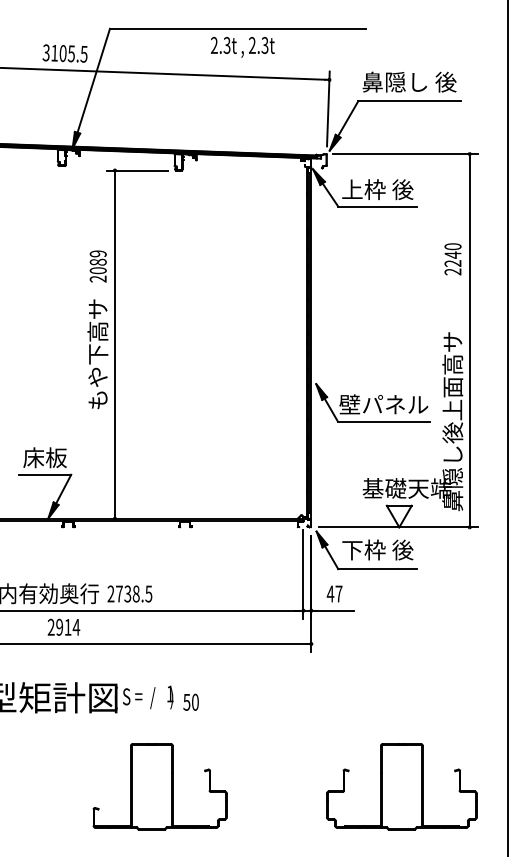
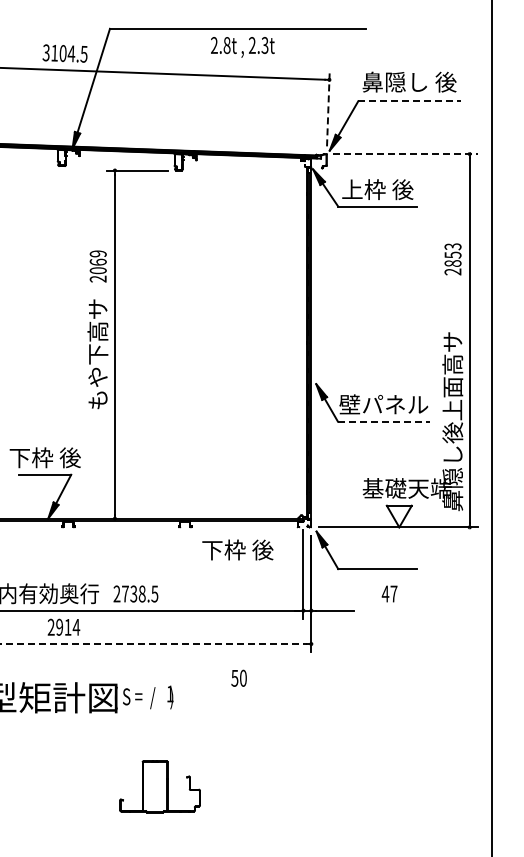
text: 2.3t -> 2.8t (226, 45)
text: 3105.5 -> 3104.5 (71, 53)
line: solid -> dashed (409, 101)
line: solid -> dashed (328, 108)
line: solid -> dashed (405, 154)
text: 2240 -> 2853 (452, 254)
text: 2089 -> 2069 (97, 261)
line: solid -> dashed (384, 421)
line position: (508, 427) -> (492, 427) (492, 427)
text: 床板 -> 下枠 後 (44, 457)
text position: (377, 549) -> (237, 549) (237, 549)
text position: (129, 593) -> (135, 593) (135, 593)
text position: (334, 593) -> (389, 593) (389, 593)
line: solid -> dashed (154, 644)
text position: (190, 701) -> (238, 677) (238, 677)
part size: 136x88 px -> 82x54 px (159, 786)
part: present -> none (401, 786)
